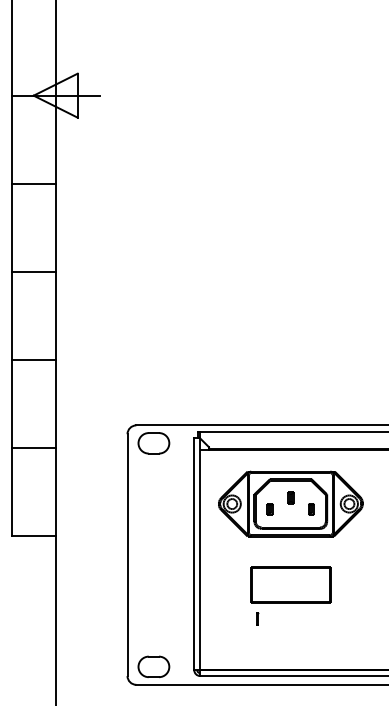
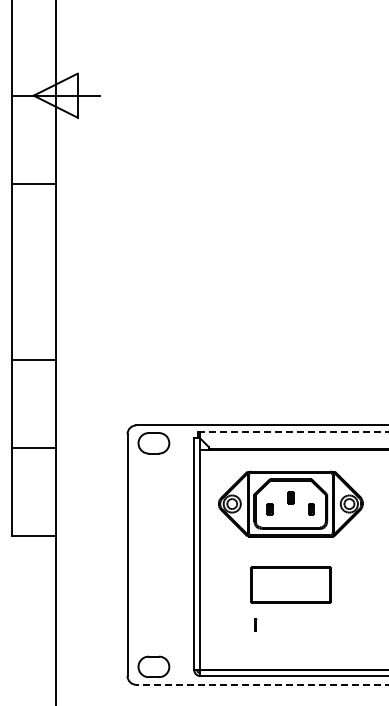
line: present -> none (33, 271)
line: solid -> dashed (293, 431)
part position: (257, 618) -> (255, 624) (255, 624)
line: solid -> dashed (262, 684)
